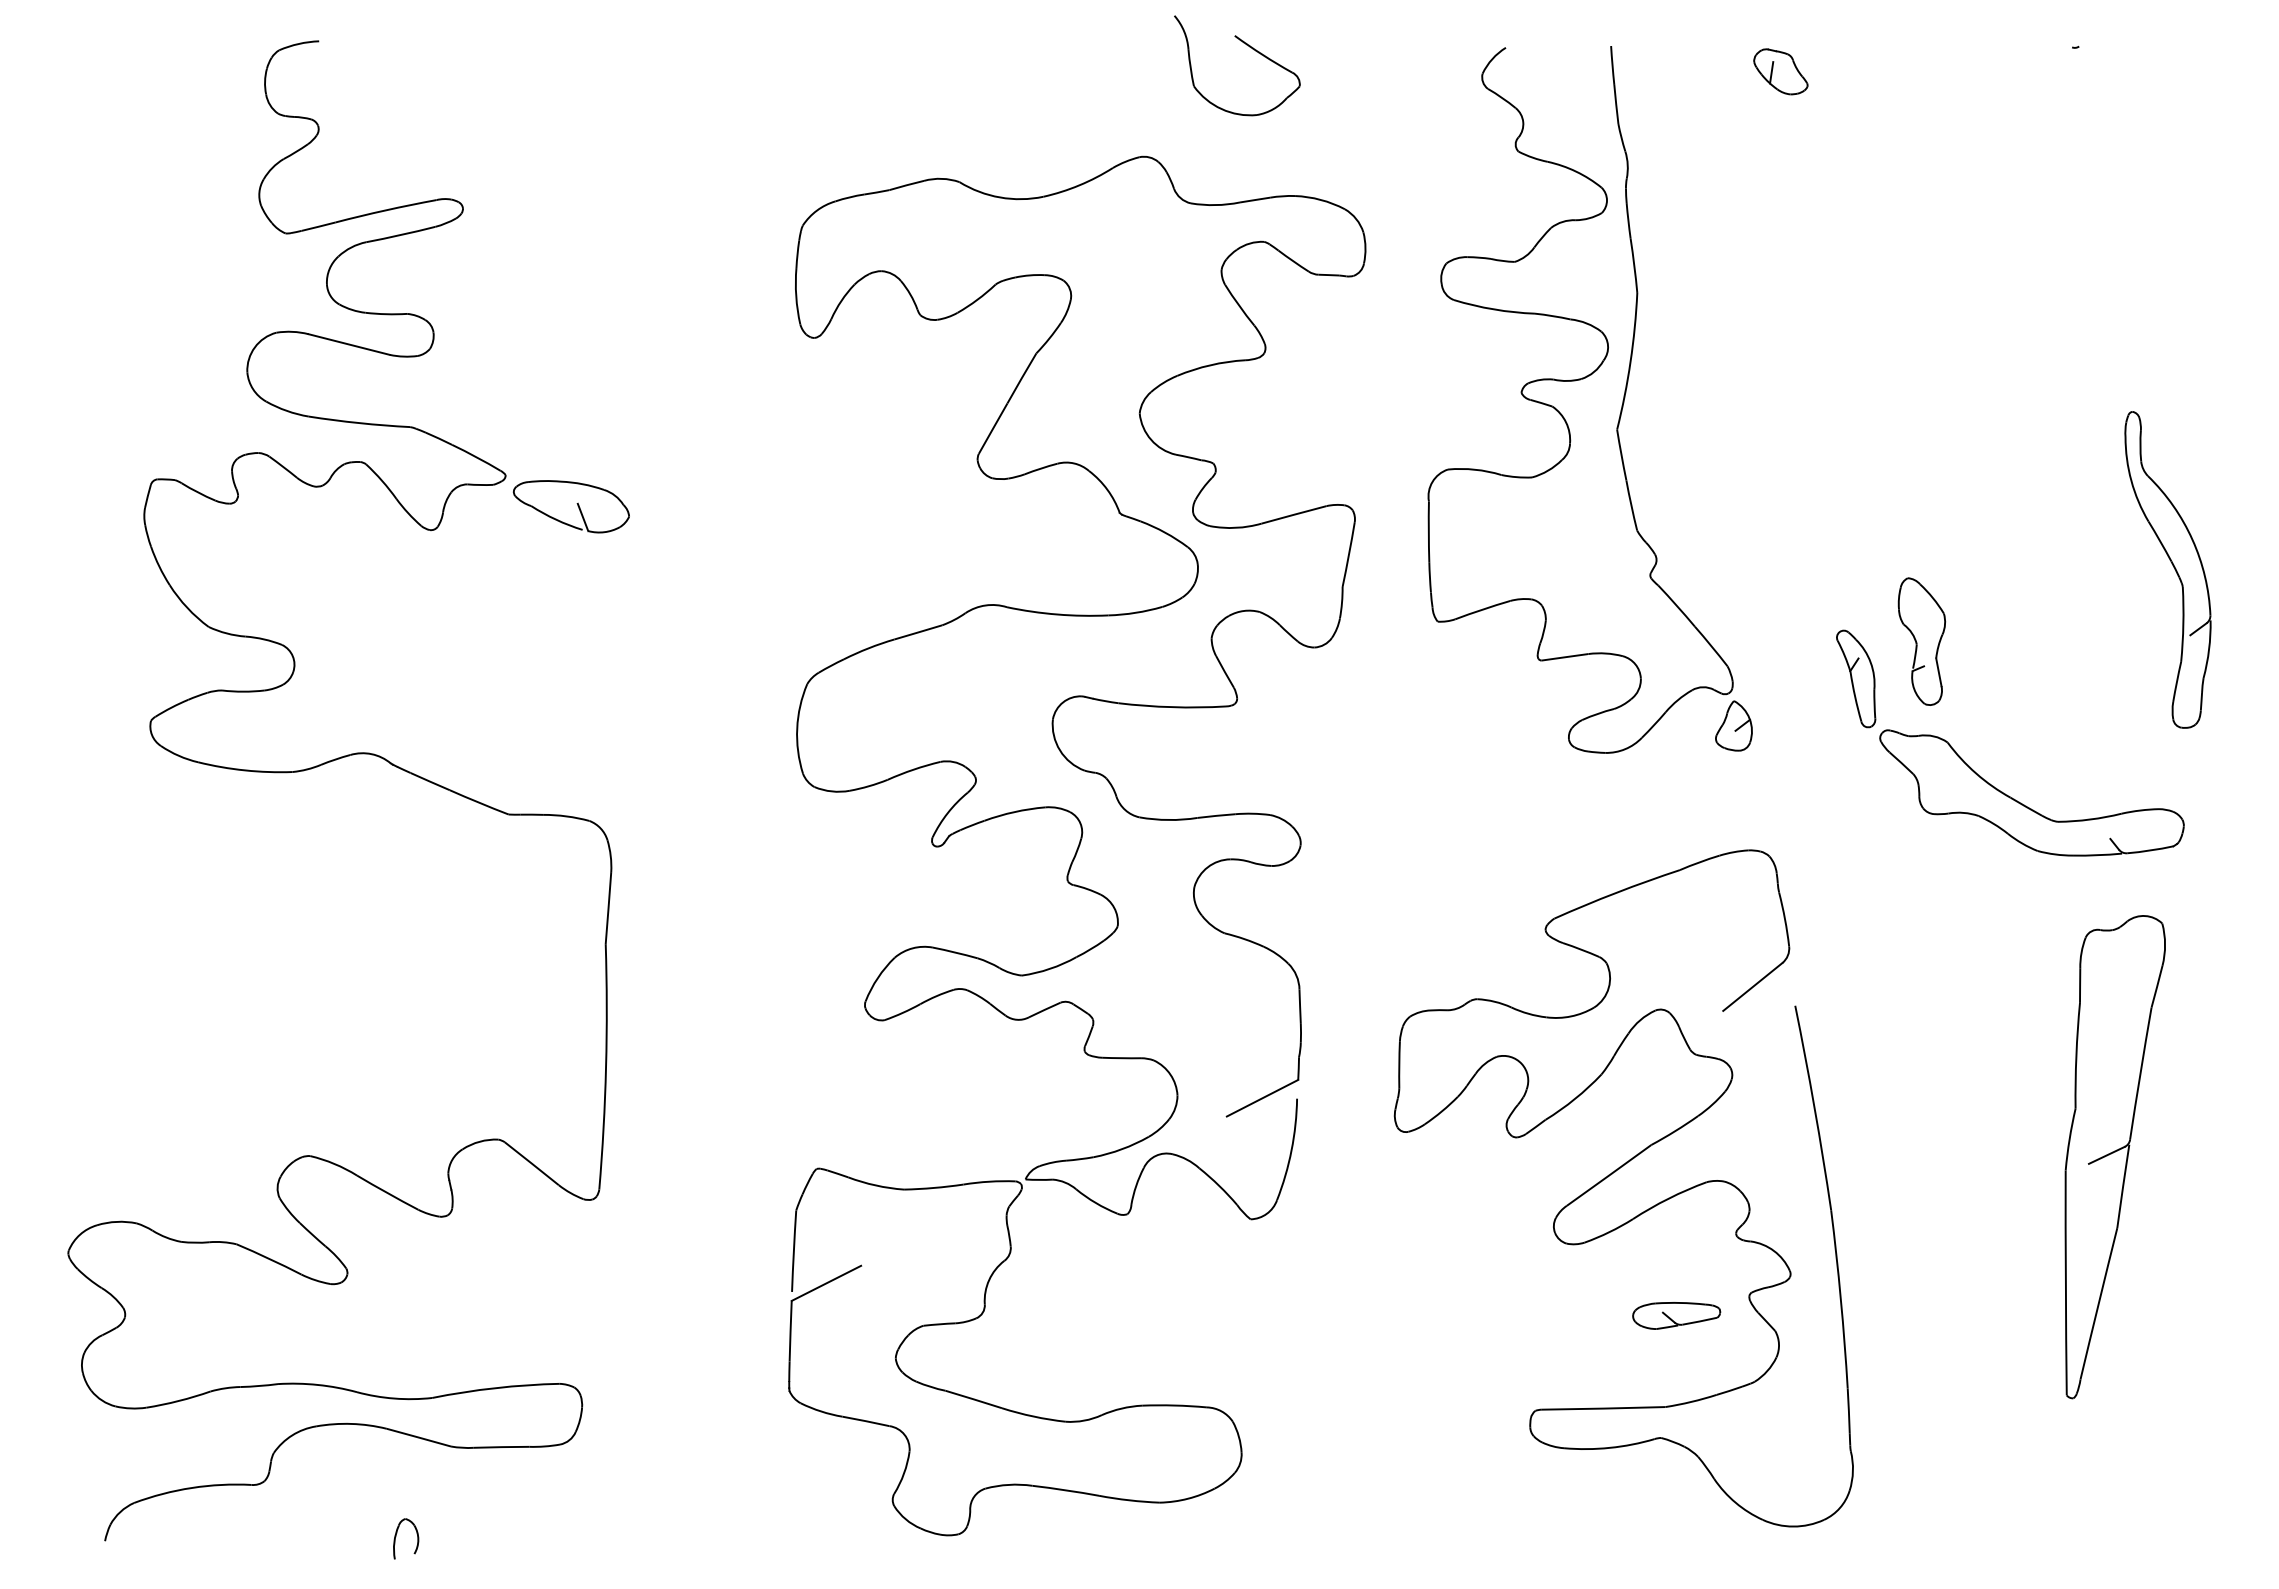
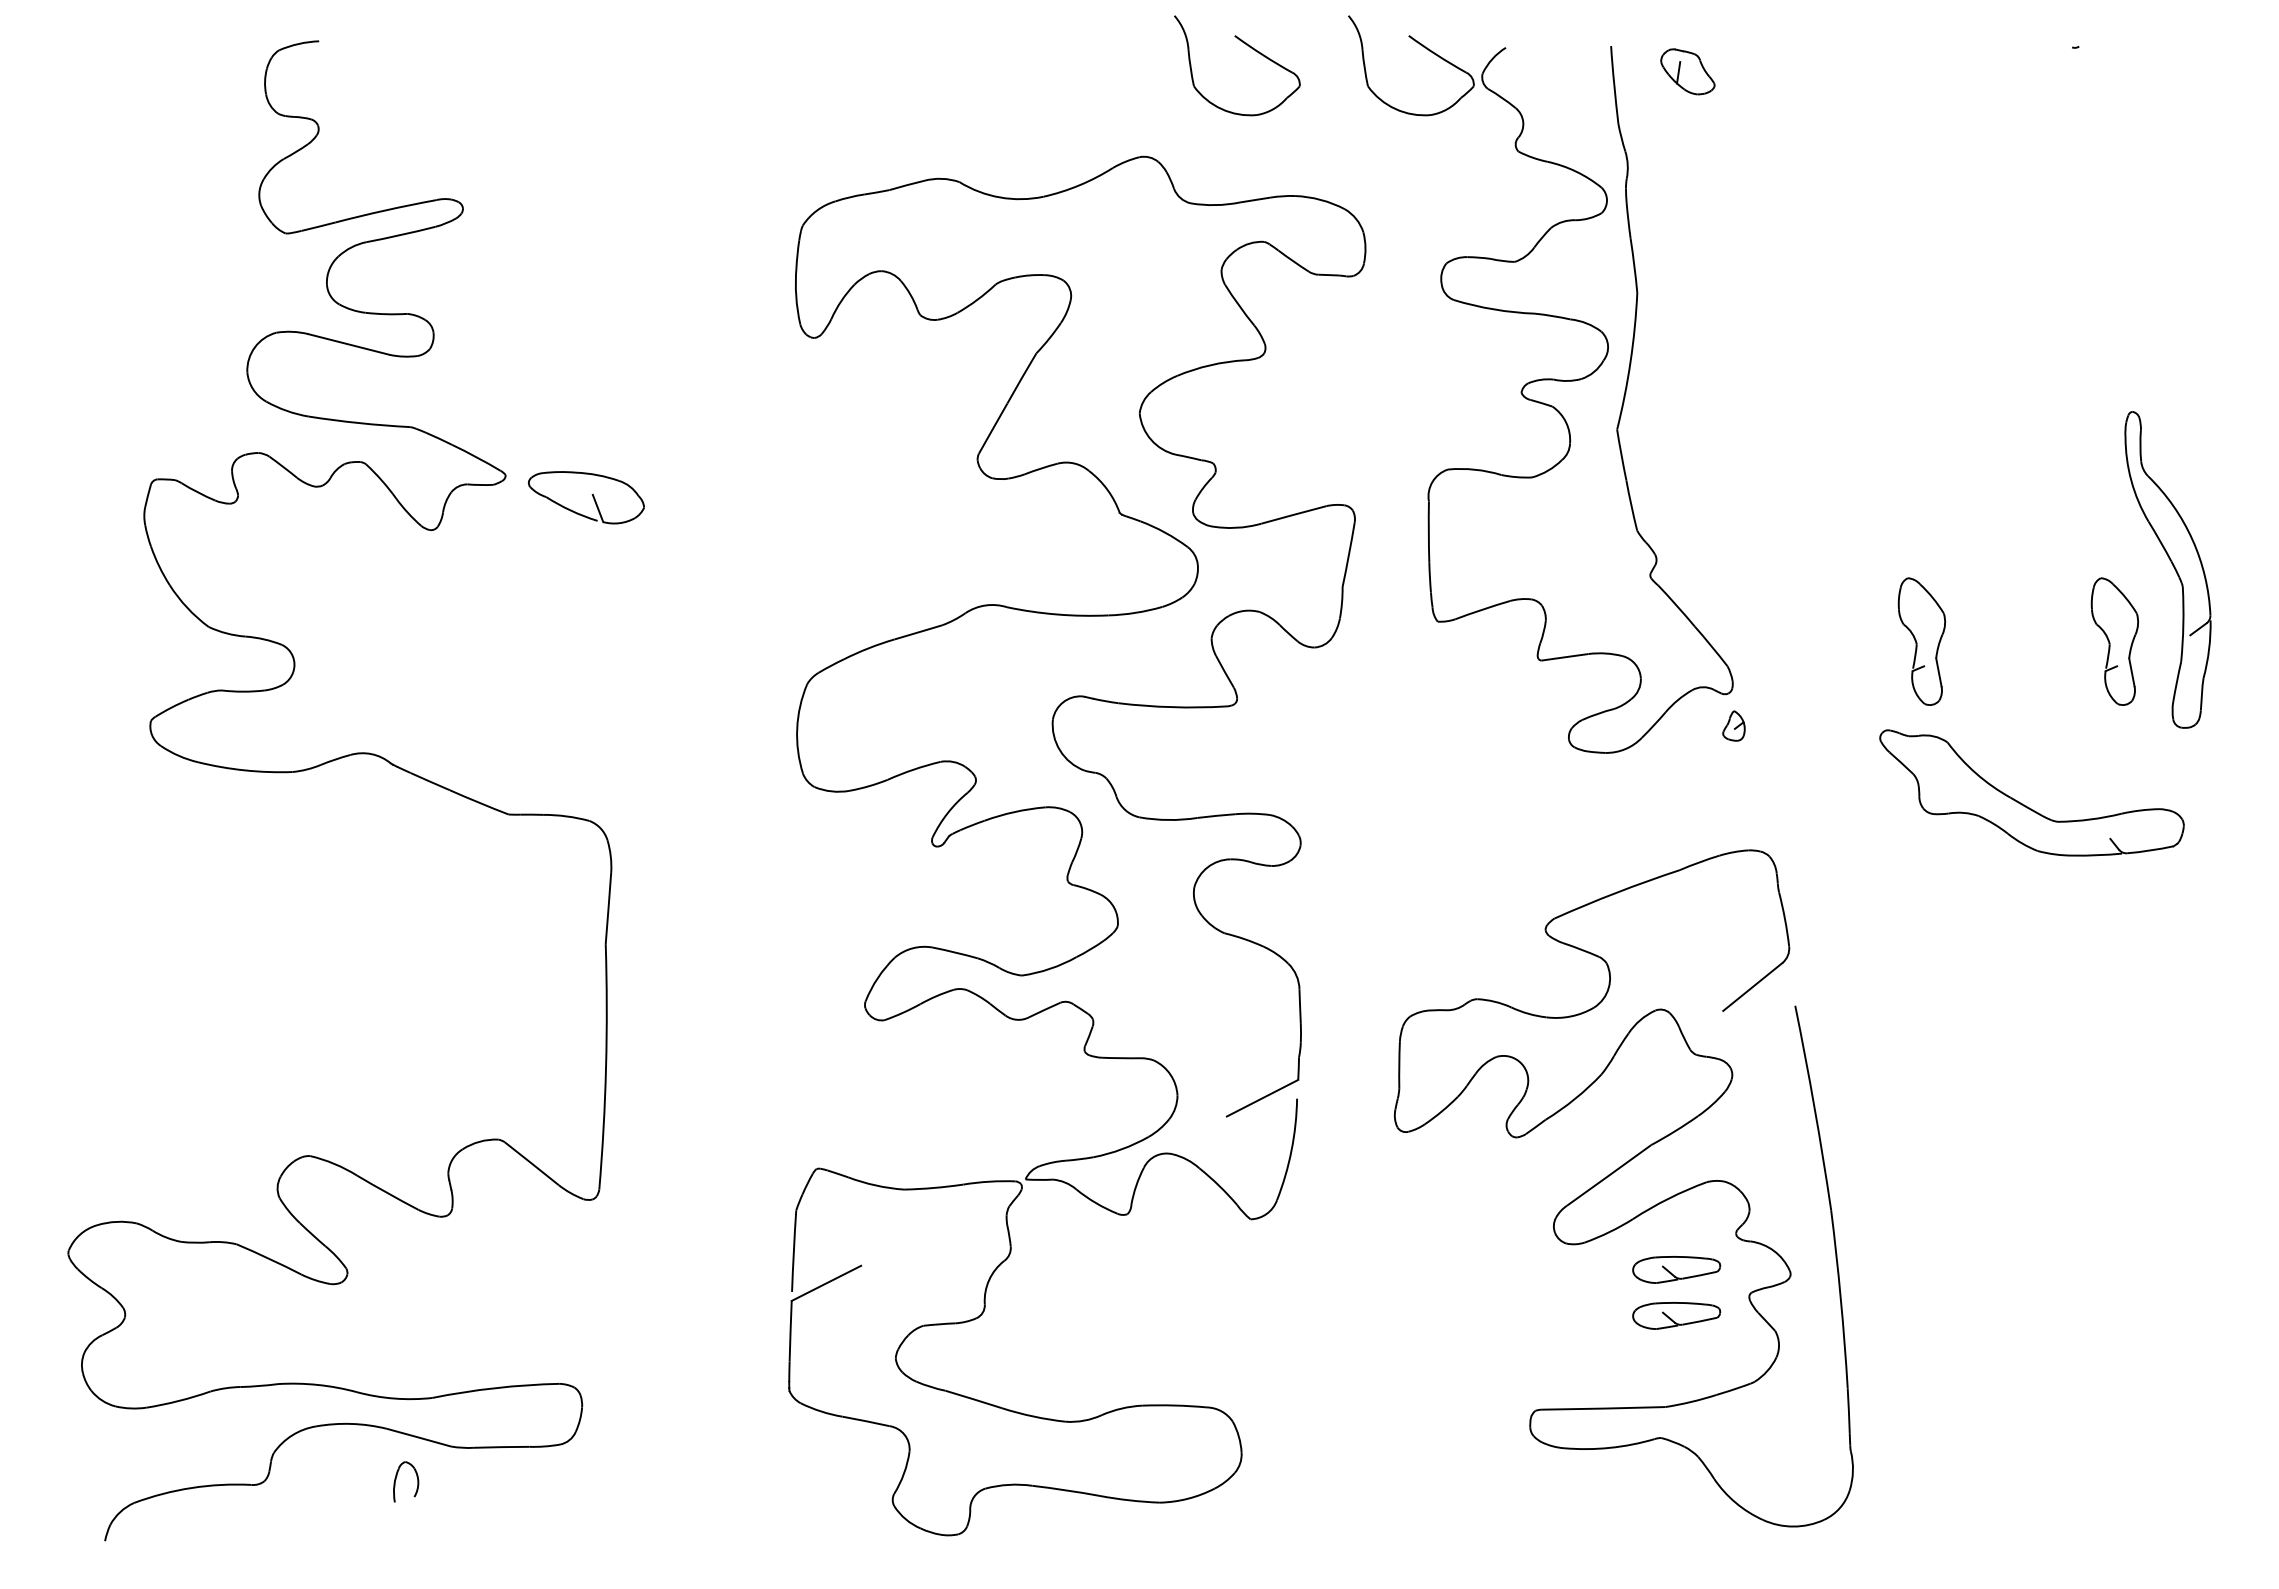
part: none -> present (1423, 47)
part position: (1780, 71) -> (1687, 71) (1687, 71)
part position: (571, 506) -> (586, 497) (586, 497)
part: none -> present (2114, 641)
part: present -> none (1856, 678)
part size: 38x52 px -> 24x32 px (1733, 725)
part: present -> none (2114, 1157)
part: none -> present (1676, 1269)
part position: (396, 1536) -> (396, 1479) (396, 1479)
